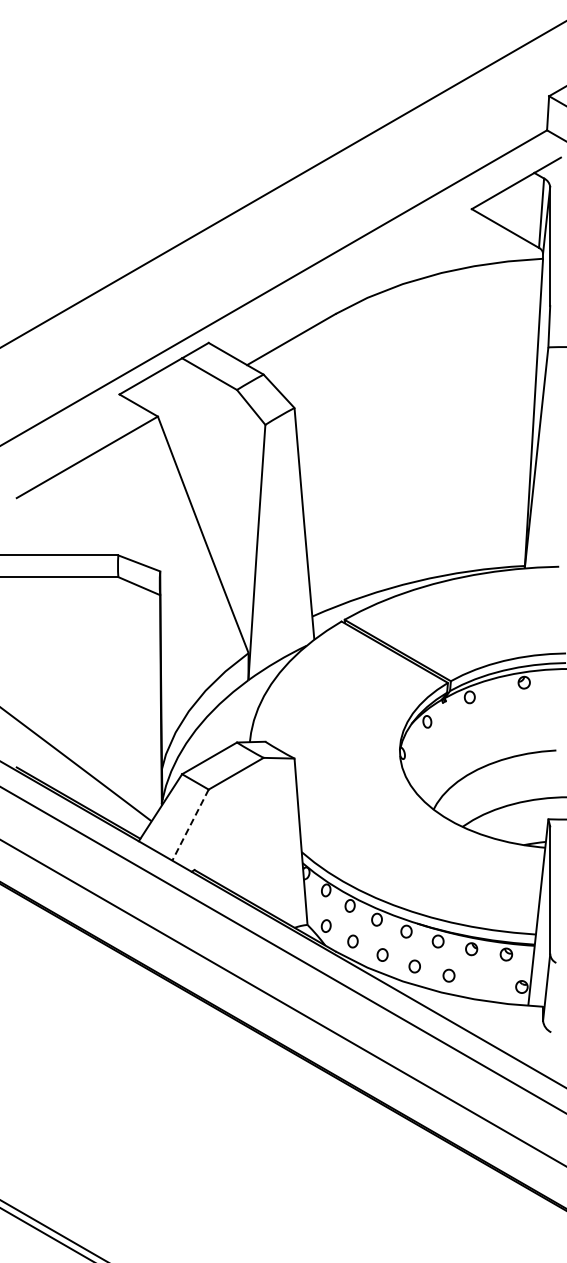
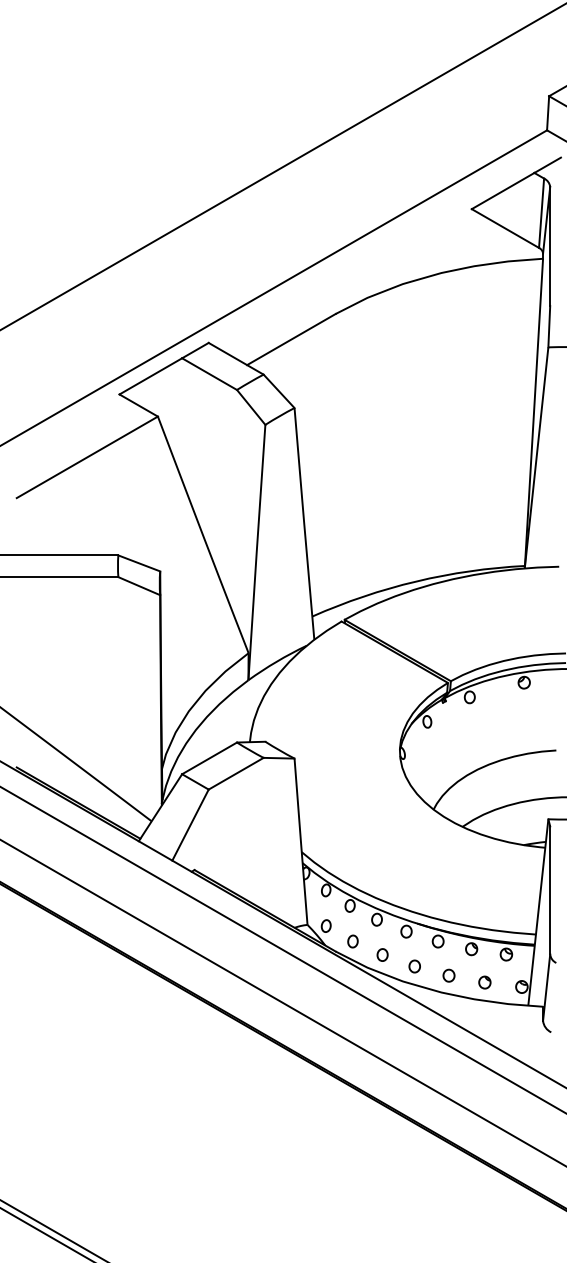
line position: (282, 184) -> (282, 167) (282, 167)
line: dashed -> solid (190, 825)
part: none -> present (484, 982)
